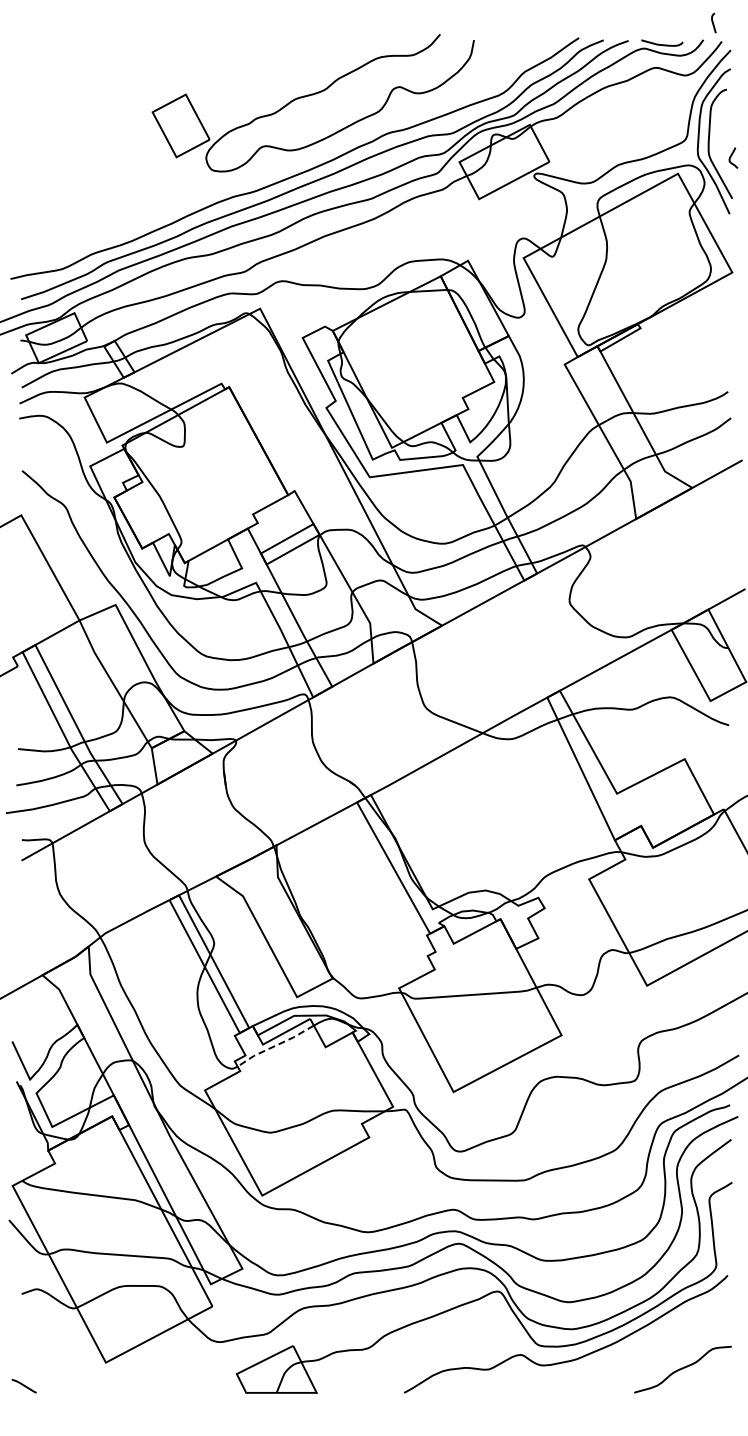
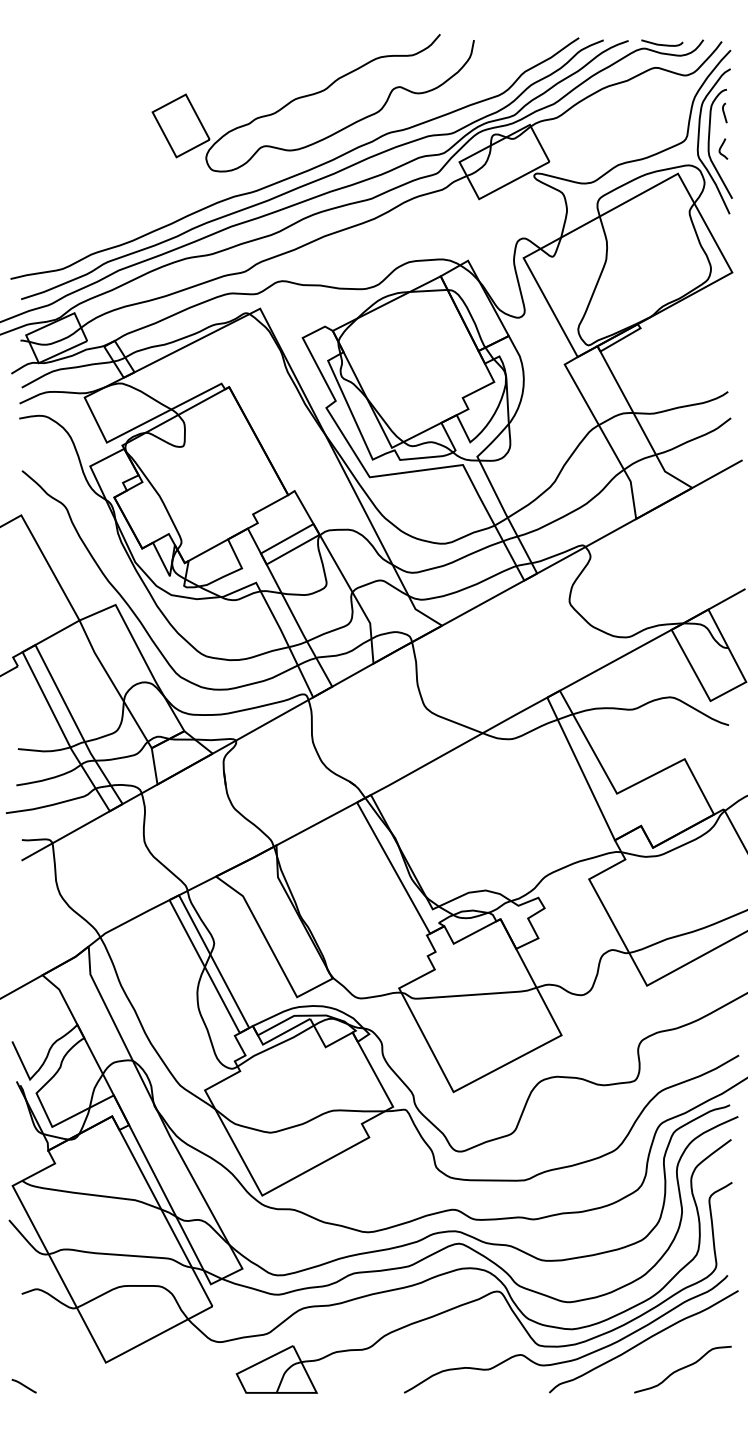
curve position: (713, 22) -> (724, 112) (724, 112)
curve position: (731, 157) -> (721, 148) (721, 148)
line: dashed -> solid (275, 1045)
curve: none -> present (643, 1341)
